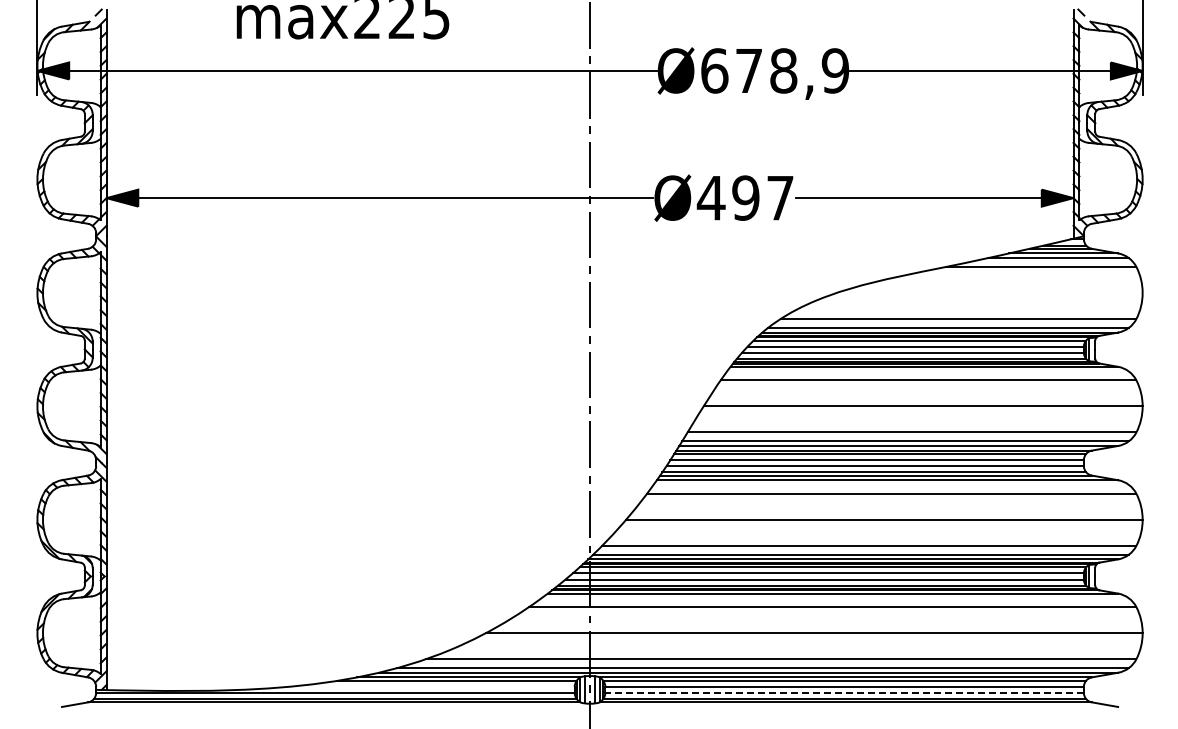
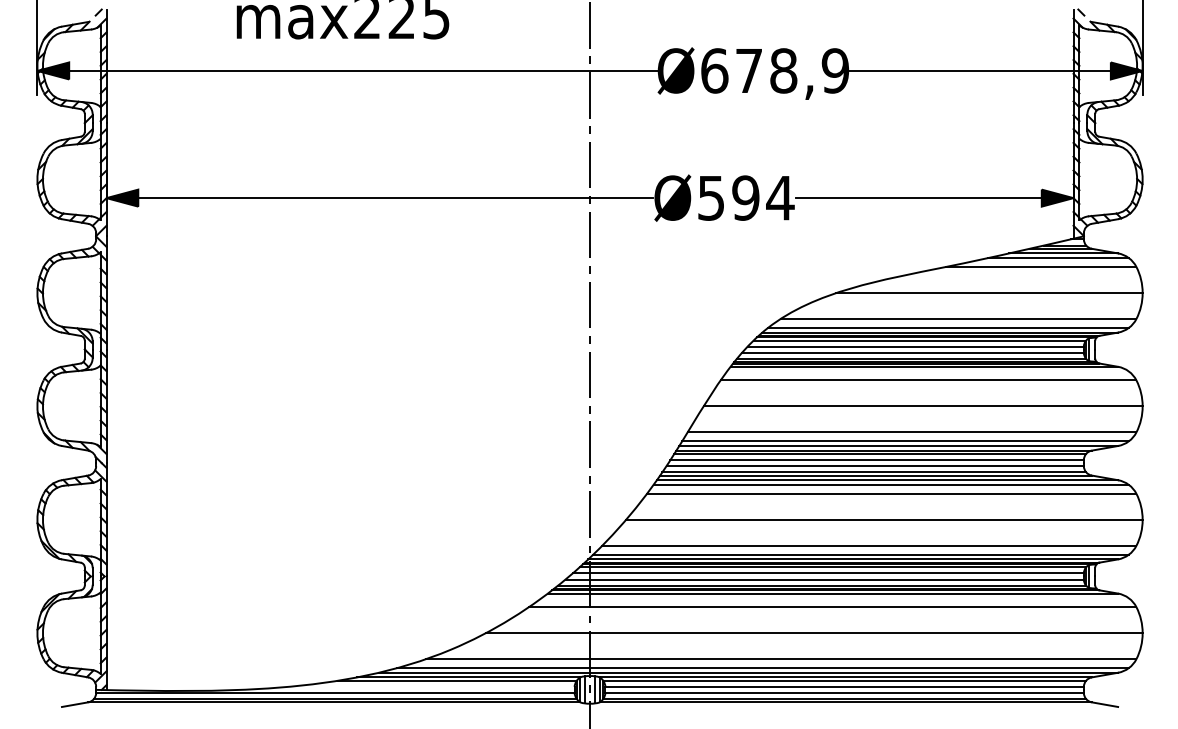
text: Ø497 -> Ø594 (745, 198)
line: none -> present (989, 293)
line: none -> present (890, 484)
line: dashed -> solid (844, 692)
